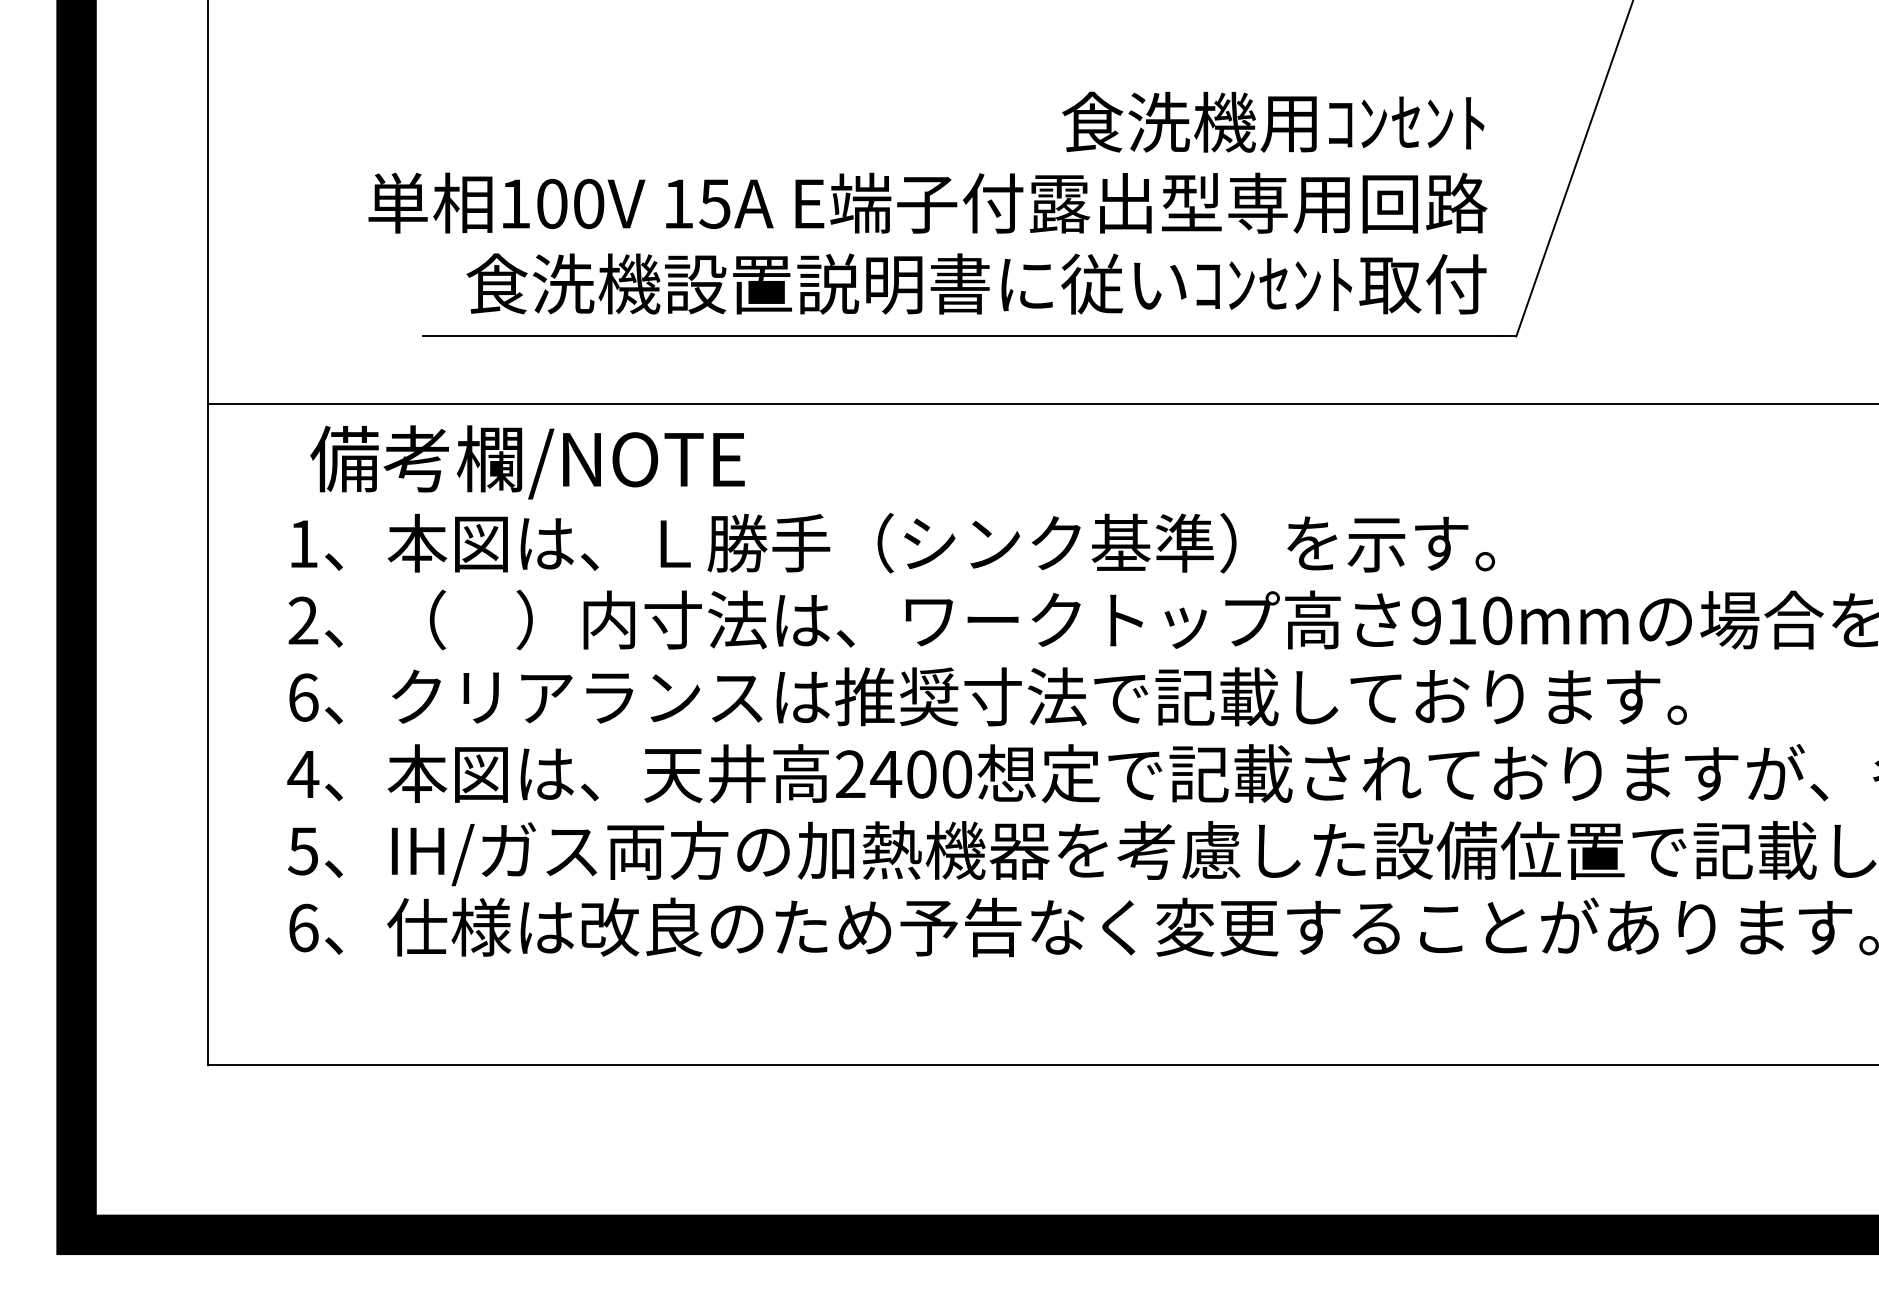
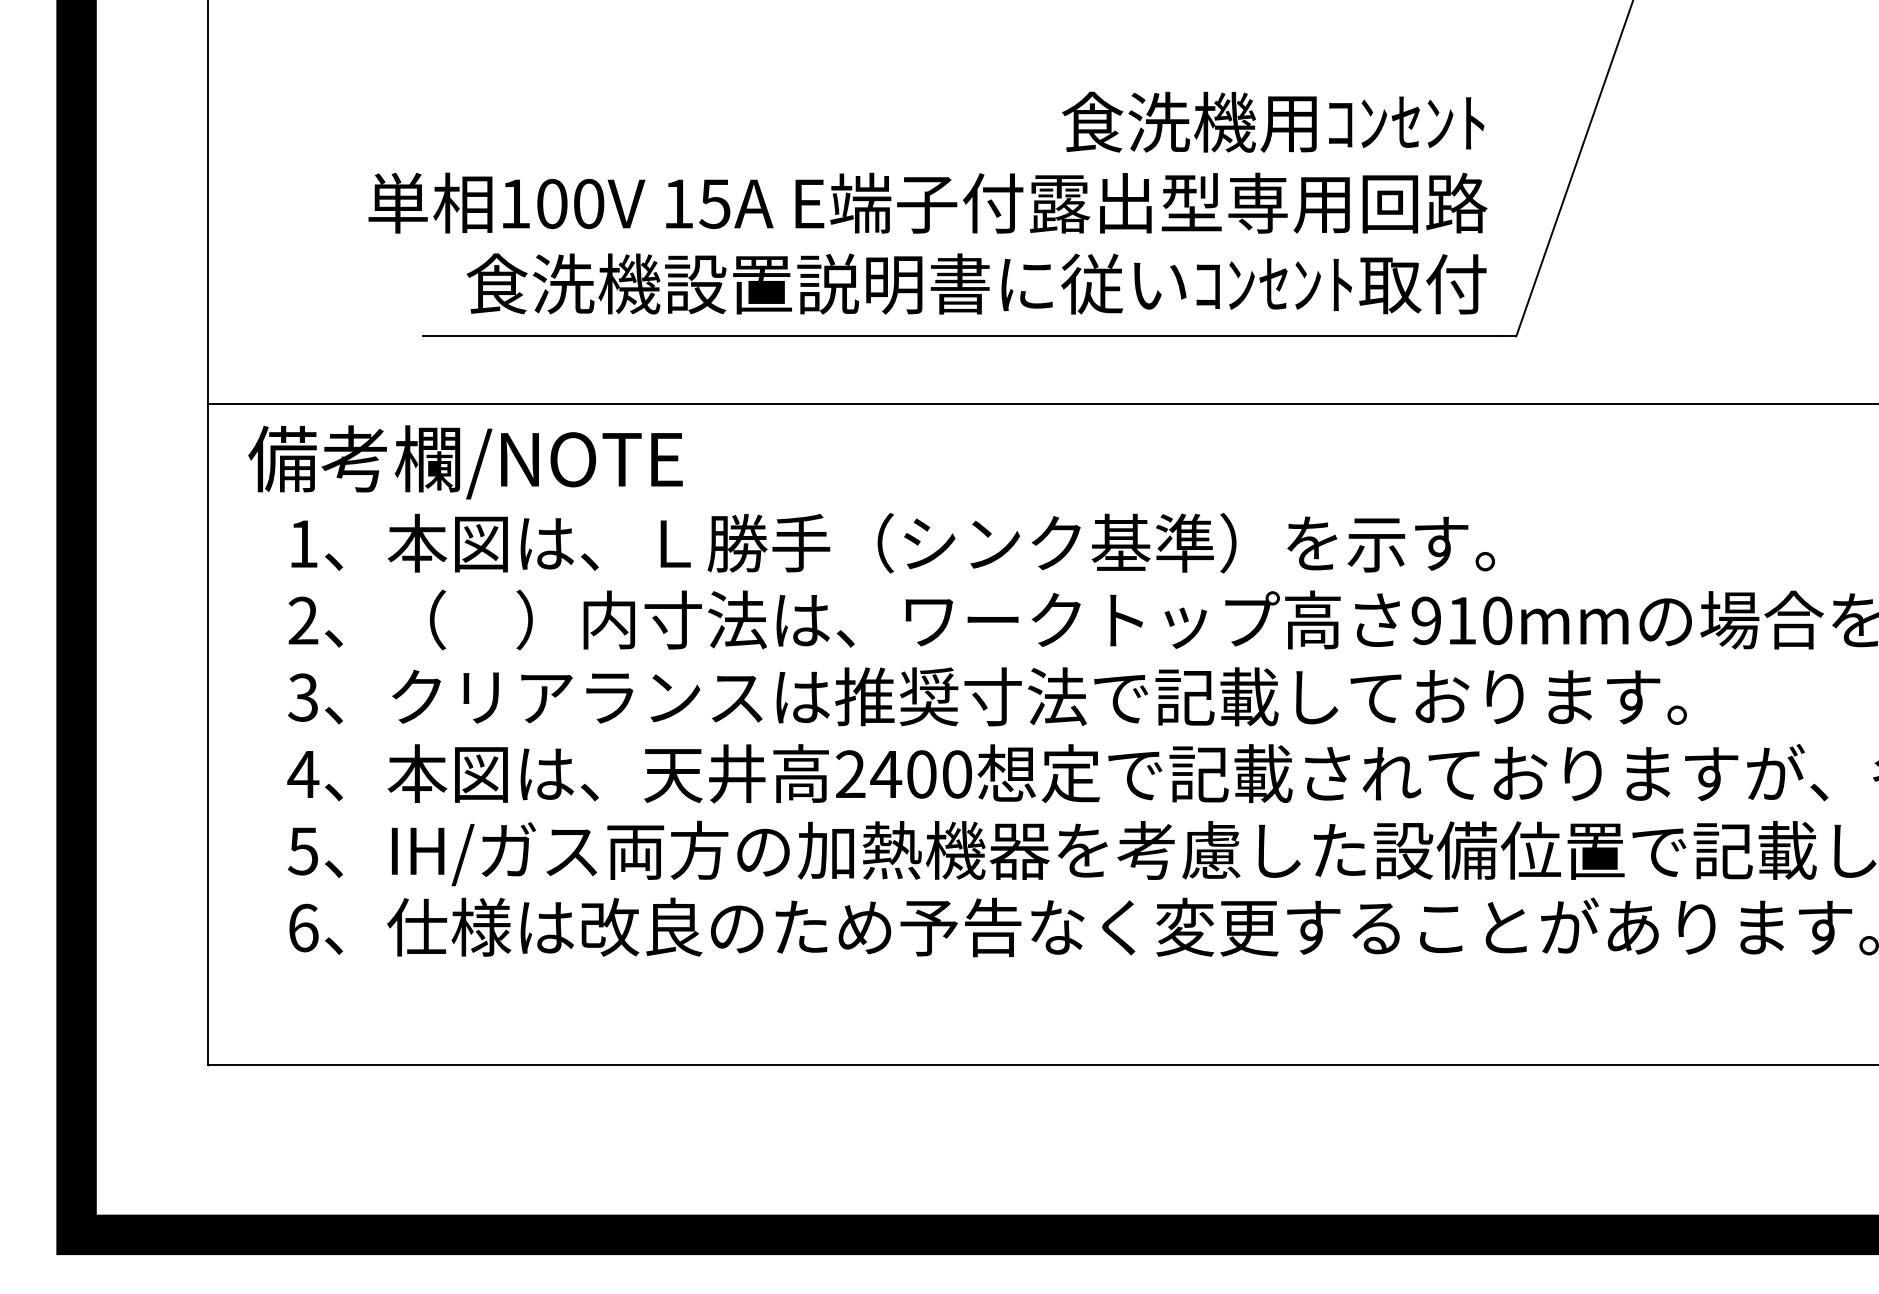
text position: (527, 462) -> (465, 462) (465, 462)
text: 6 -> 3 (303, 697)
